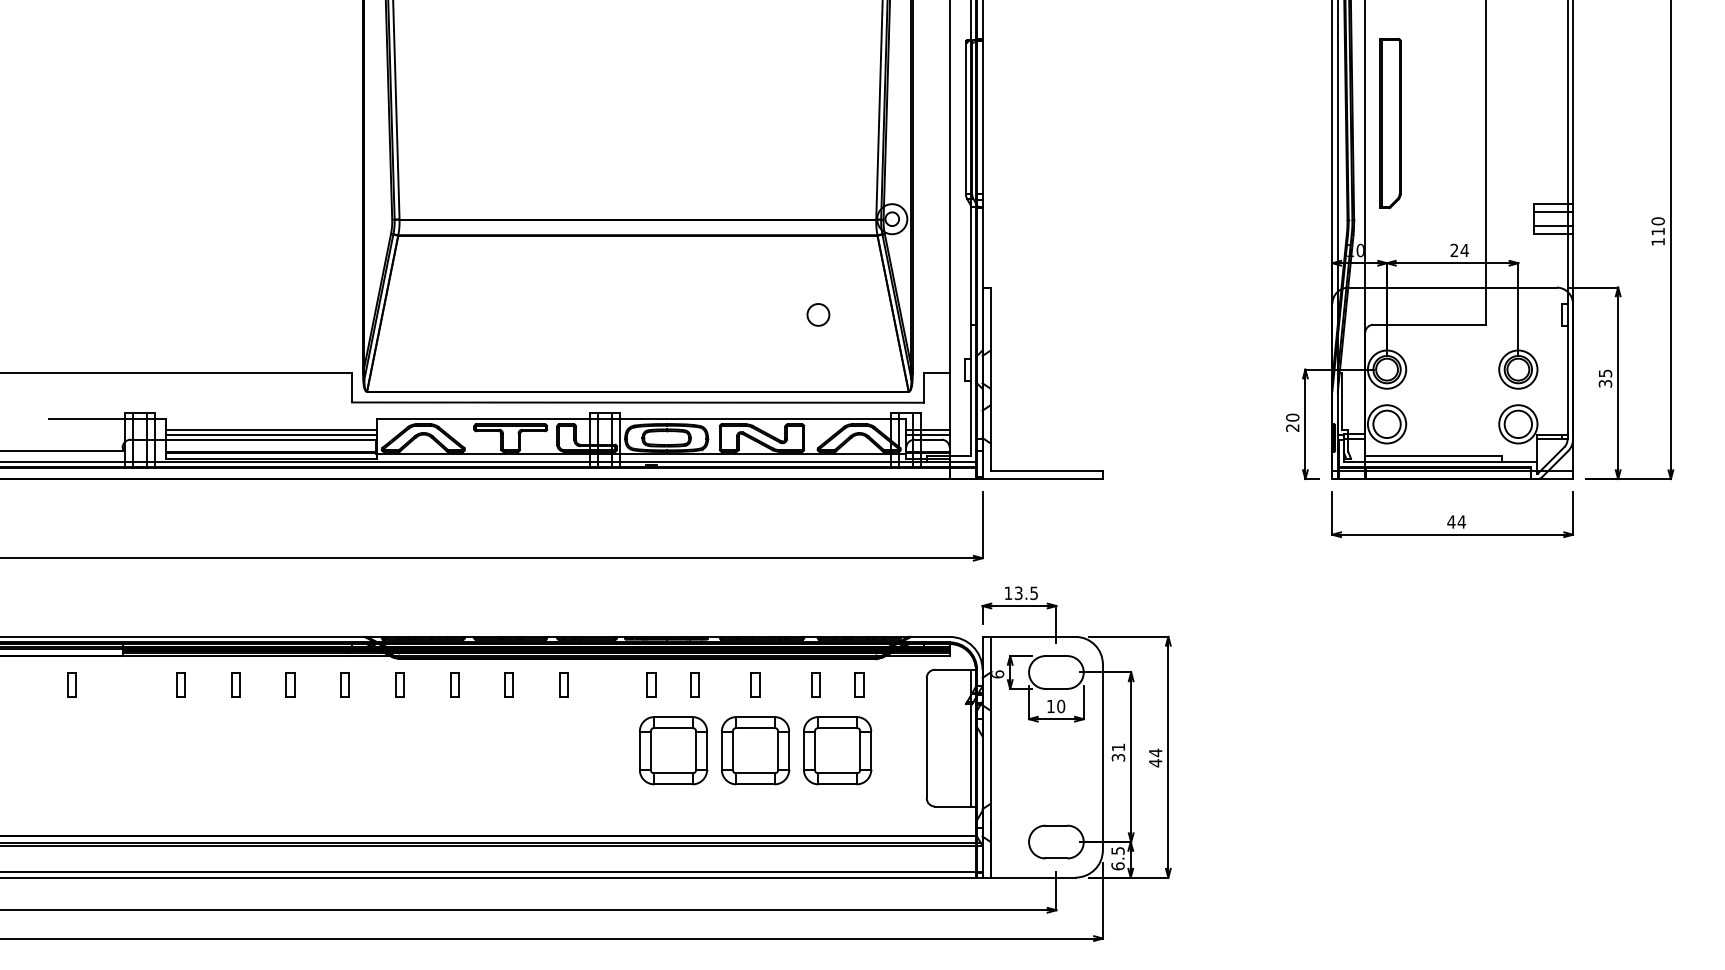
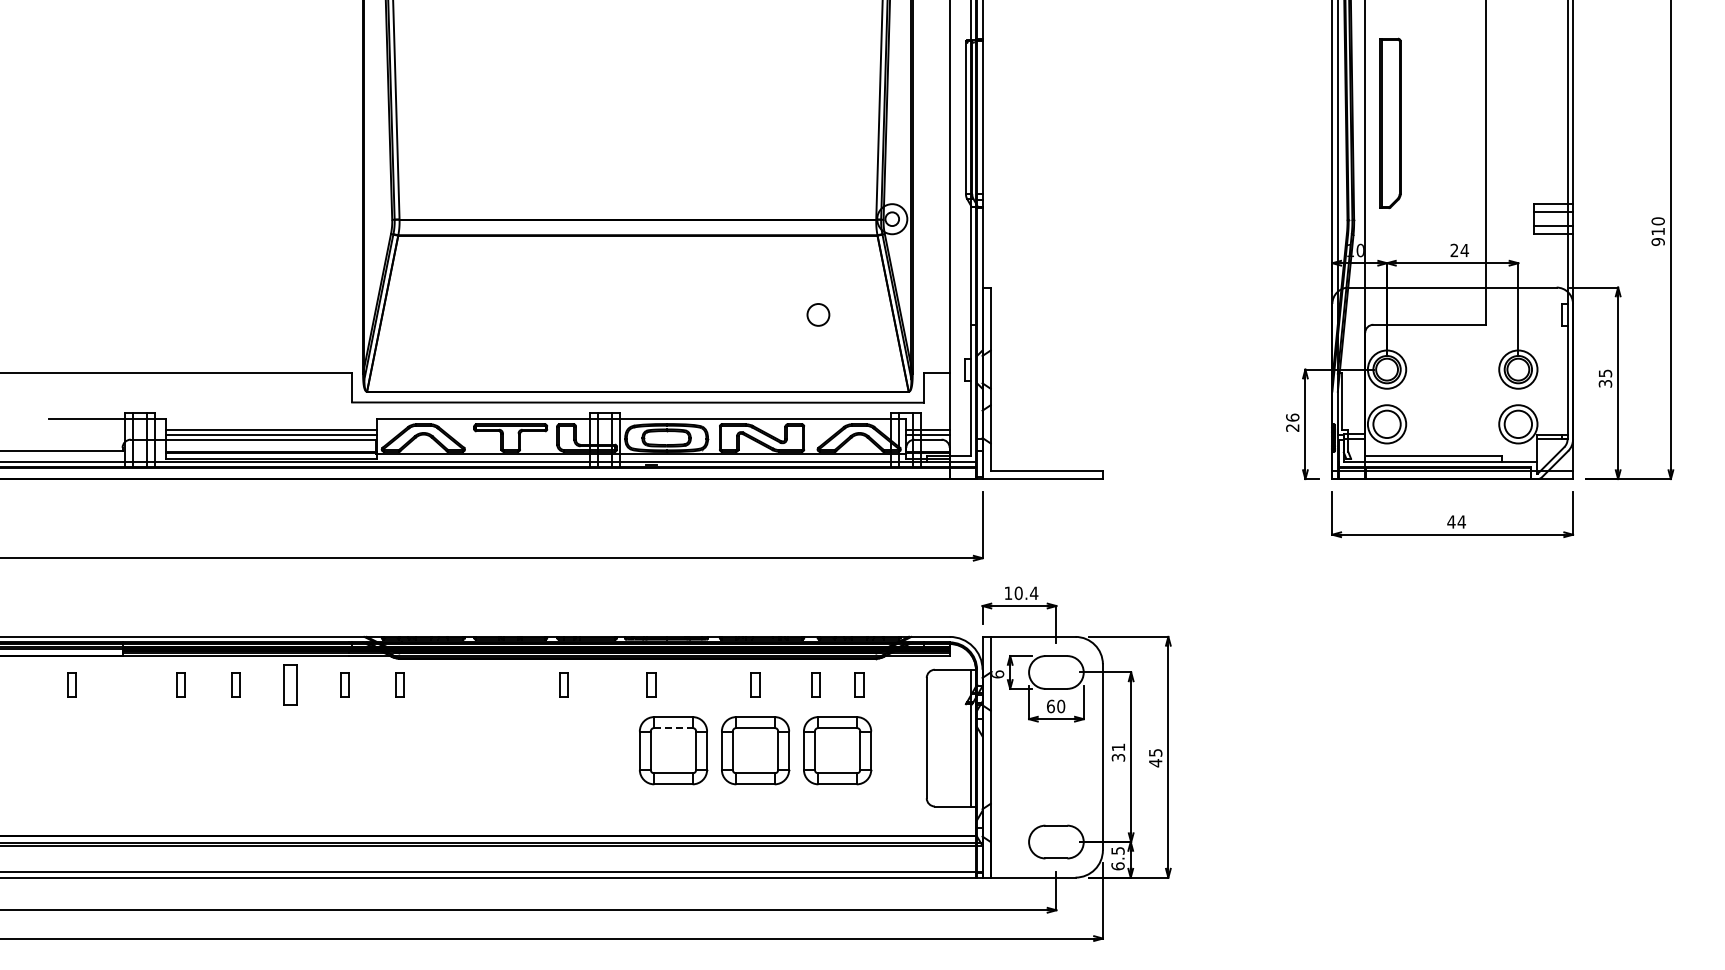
text: 110 -> 910 (1657, 241)
text: 20 -> 26 (1292, 417)
text: 13.5 -> 10.4 (1026, 593)
part size: 11x26 px -> 15x42 px (290, 684)
part: present -> none (454, 684)
part: present -> none (508, 684)
part: present -> none (694, 684)
text: 10 -> 60 (1050, 706)
line: solid -> dashed (673, 728)
text: 44 -> 45 (1155, 752)
